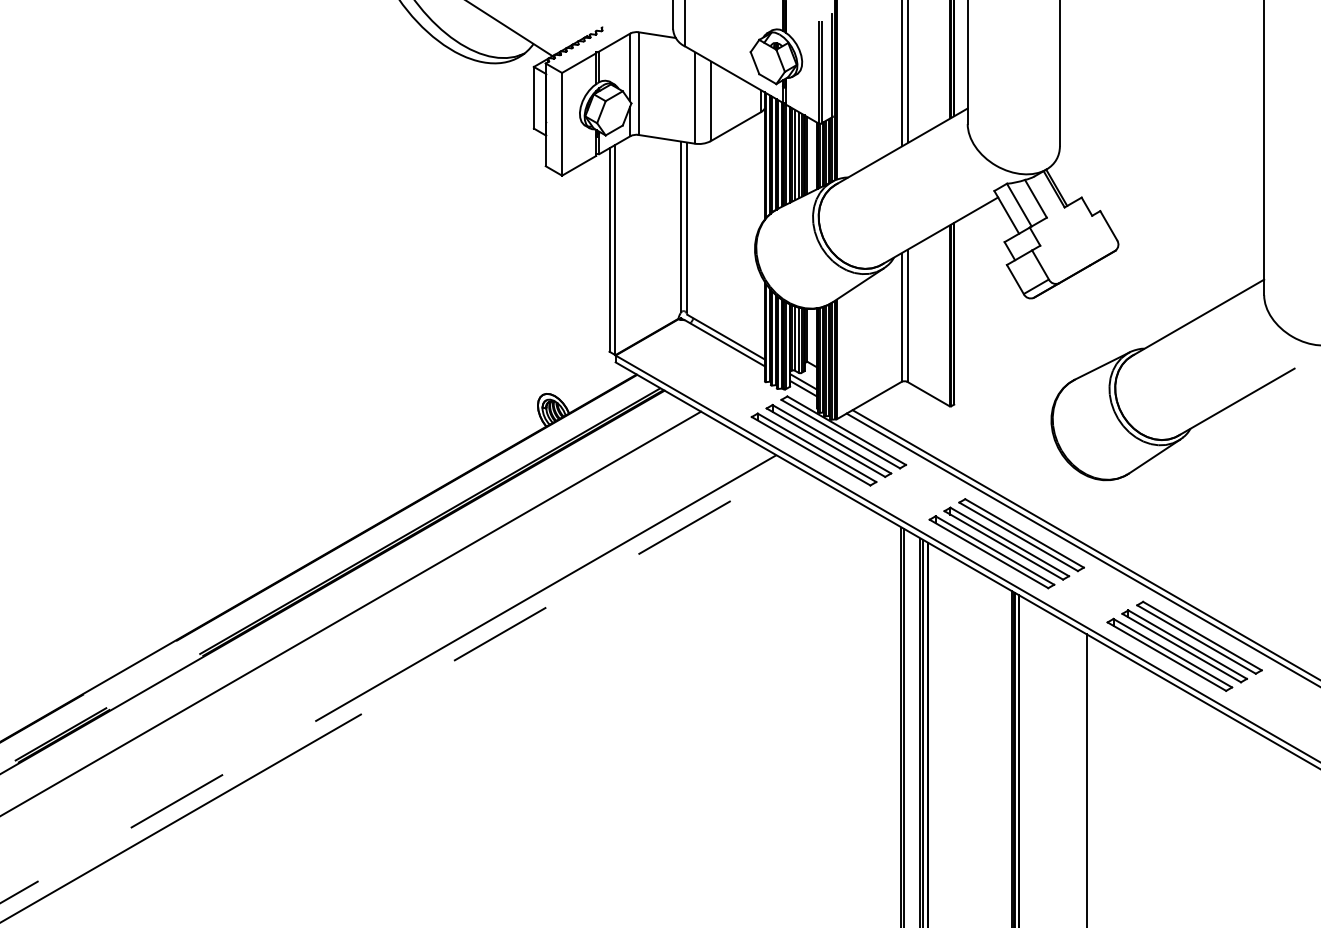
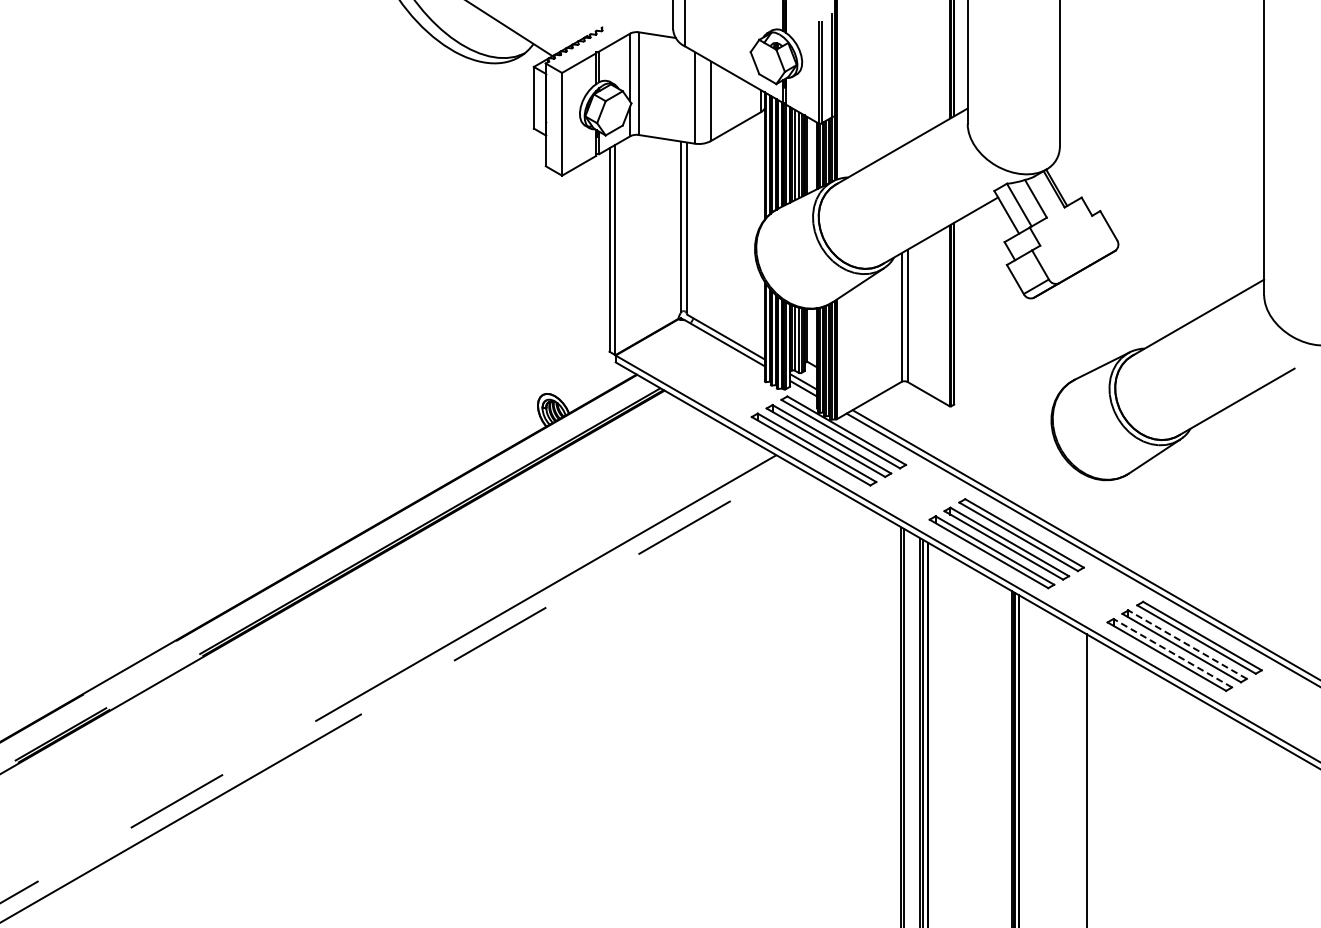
line: present -> none (907, 72)
line: present -> none (901, 74)
line: present -> none (351, 612)
line: solid -> dashed (1187, 644)
line: solid -> dashed (1172, 652)
